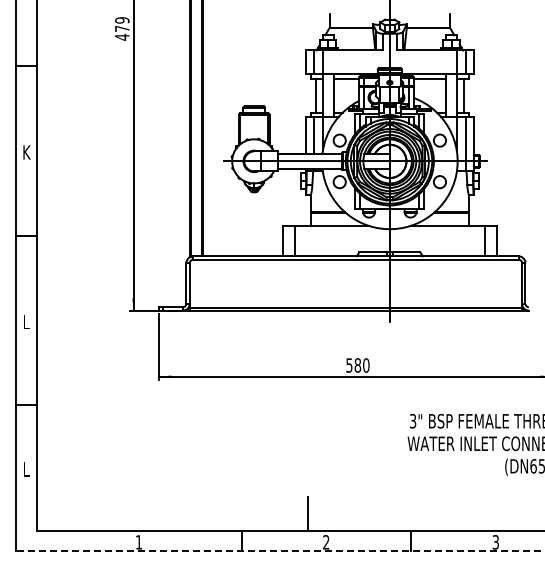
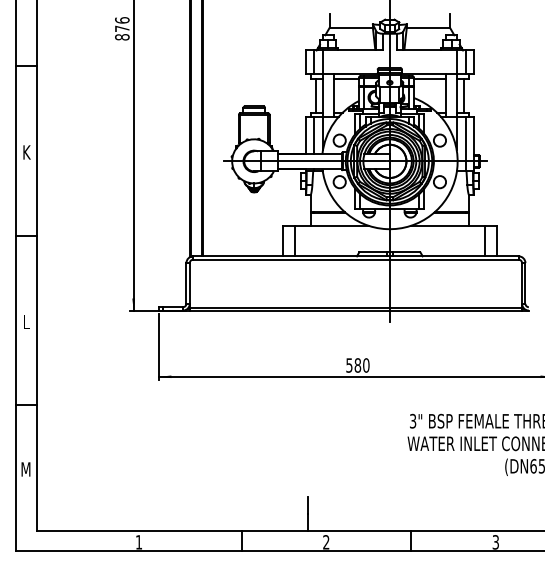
text: 479 -> 876 (122, 28)
text: L -> M (25, 469)
line: dashed -> solid (280, 550)
